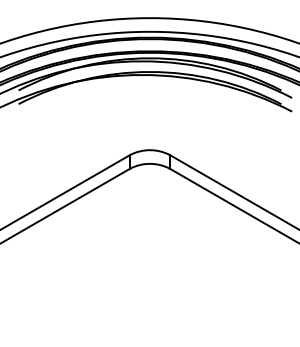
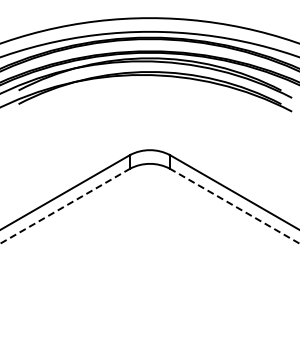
line: solid -> dashed (65, 206)
line: solid -> dashed (234, 206)
